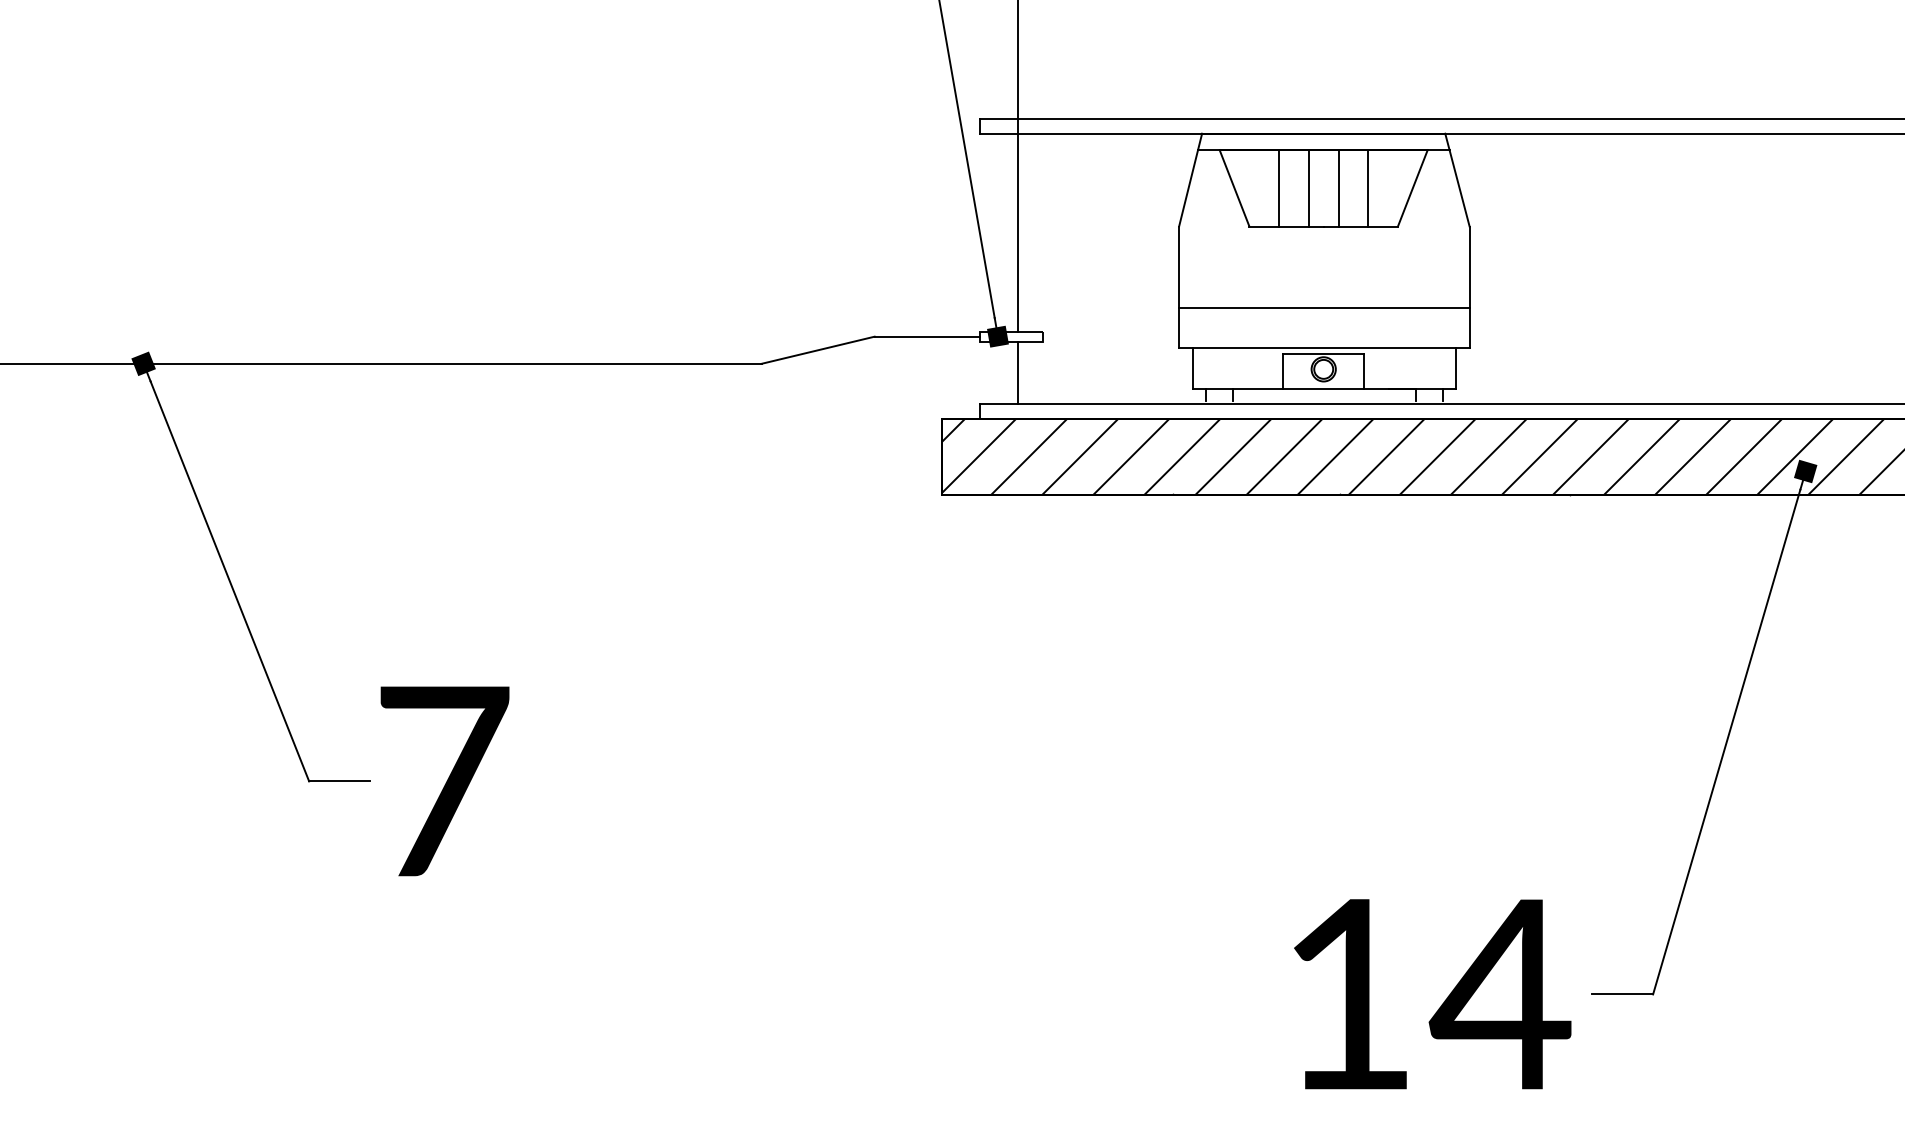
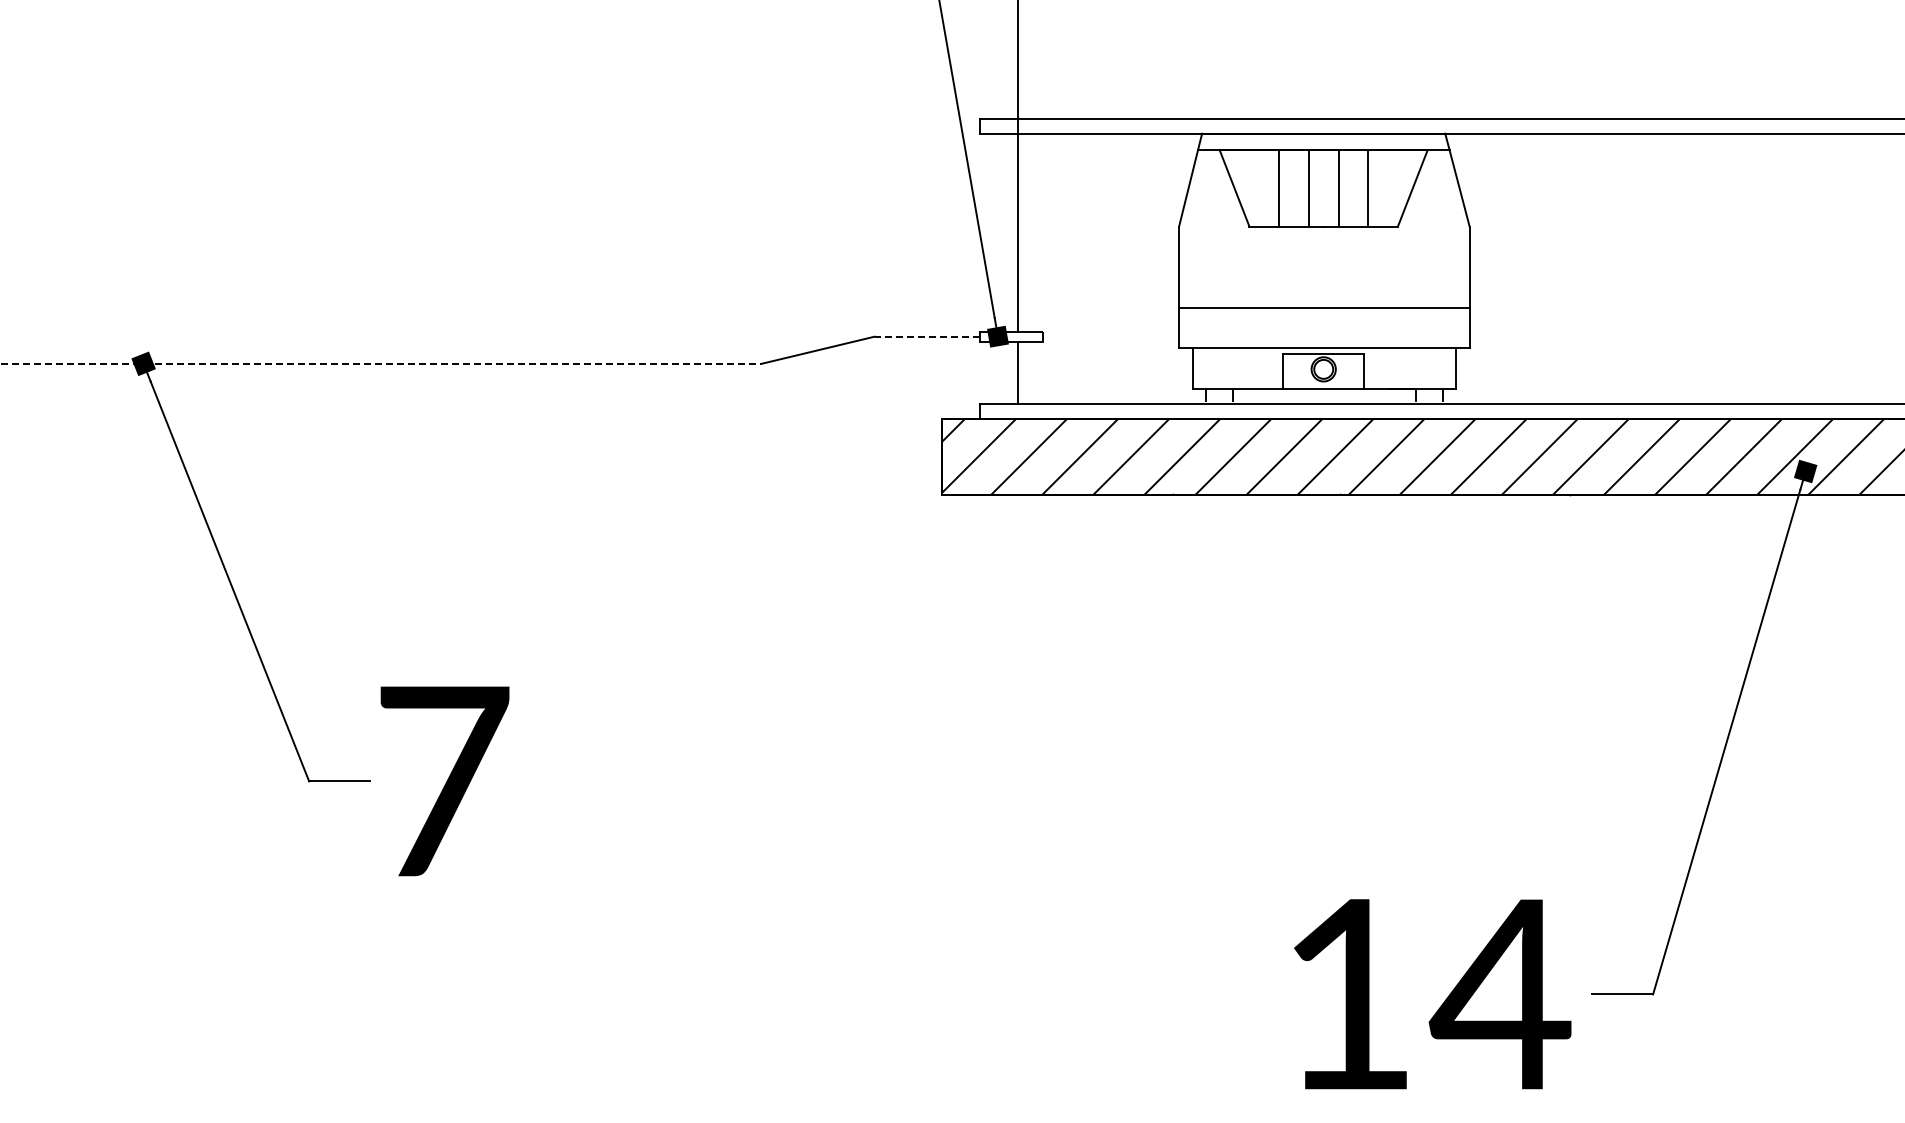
line: solid -> dashed (927, 336)
line: solid -> dashed (381, 363)
